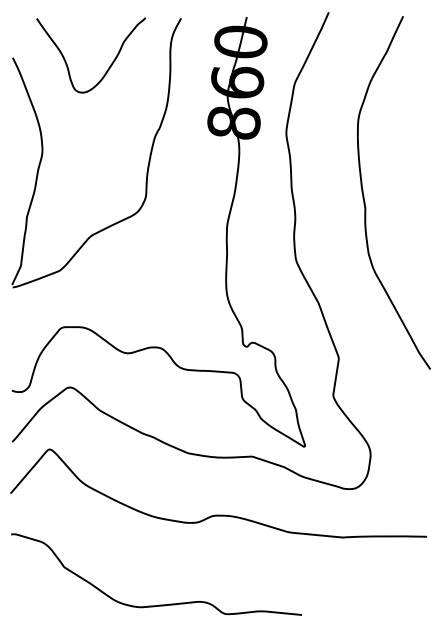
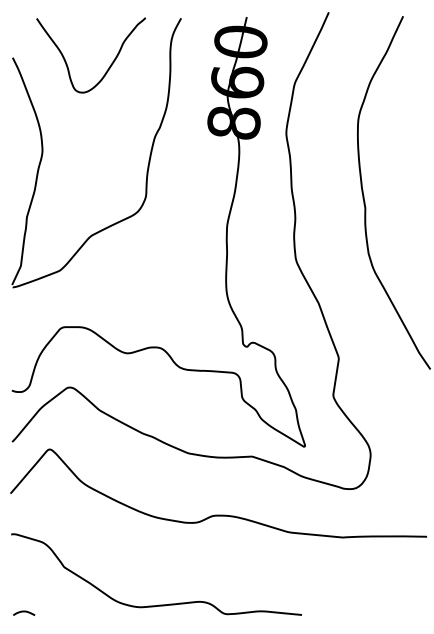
curve: none -> present (24, 612)
